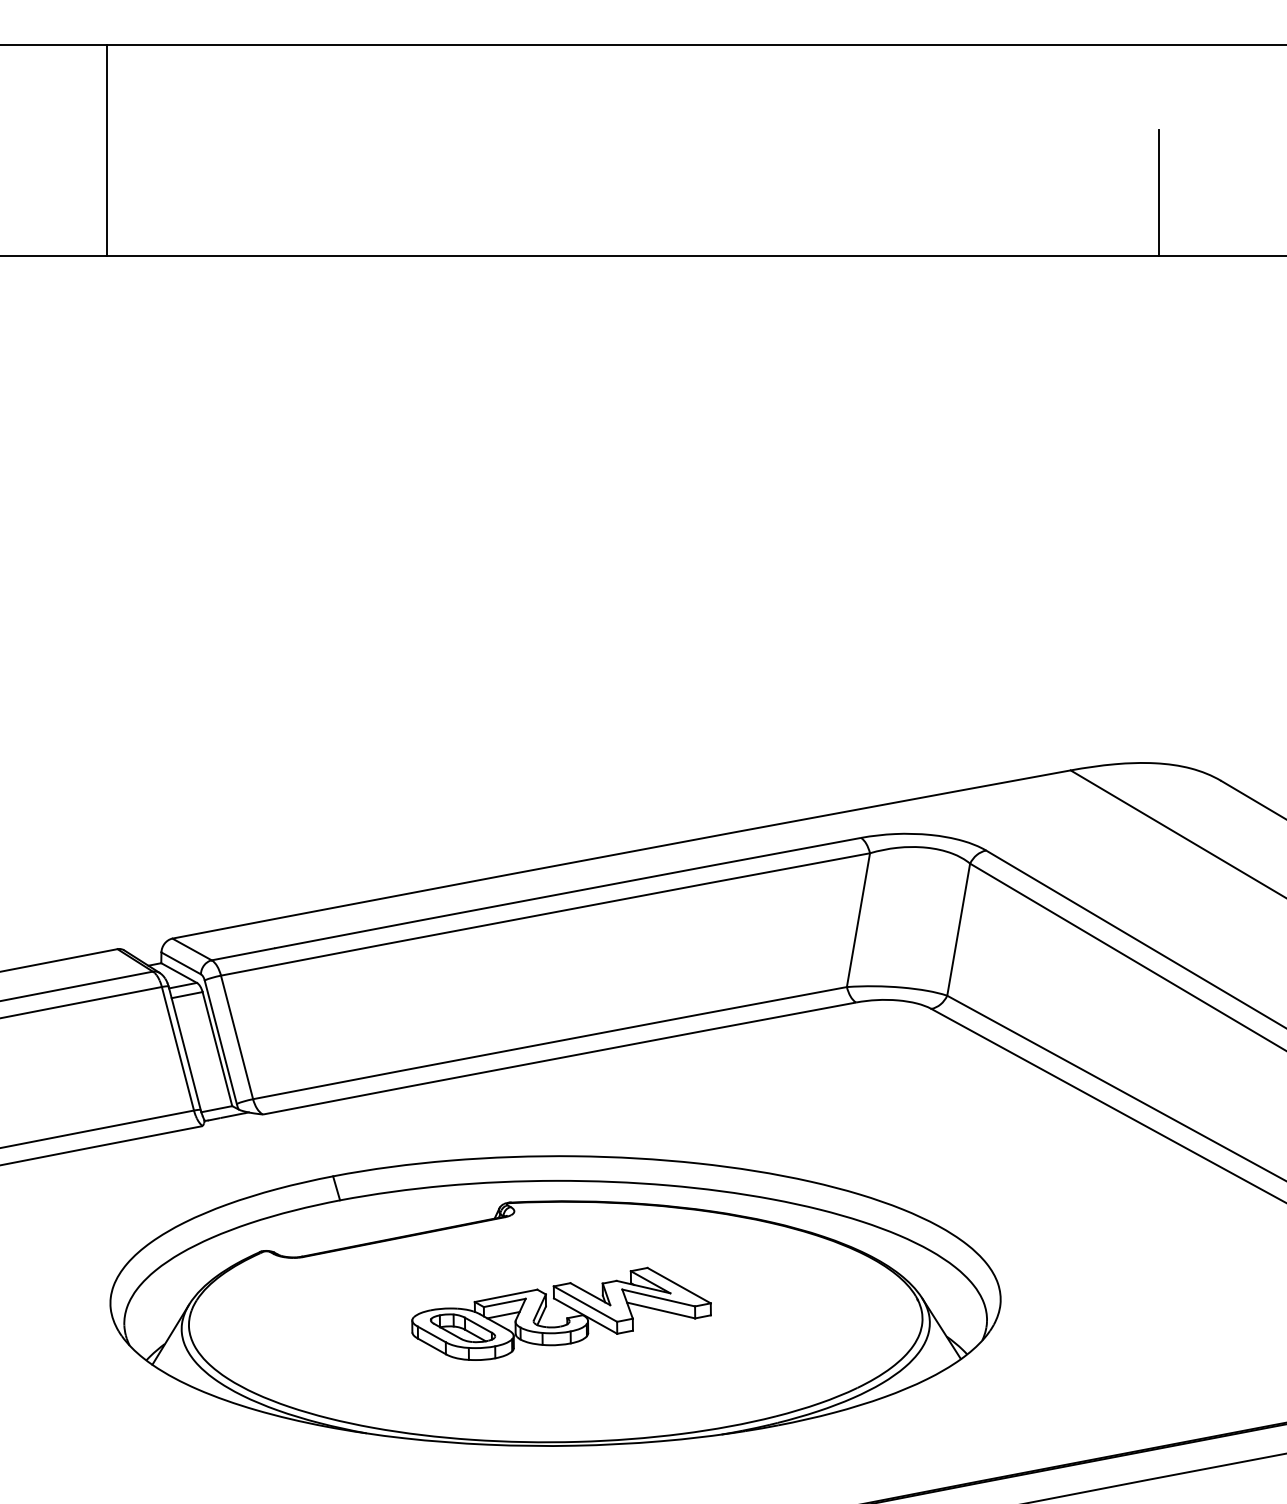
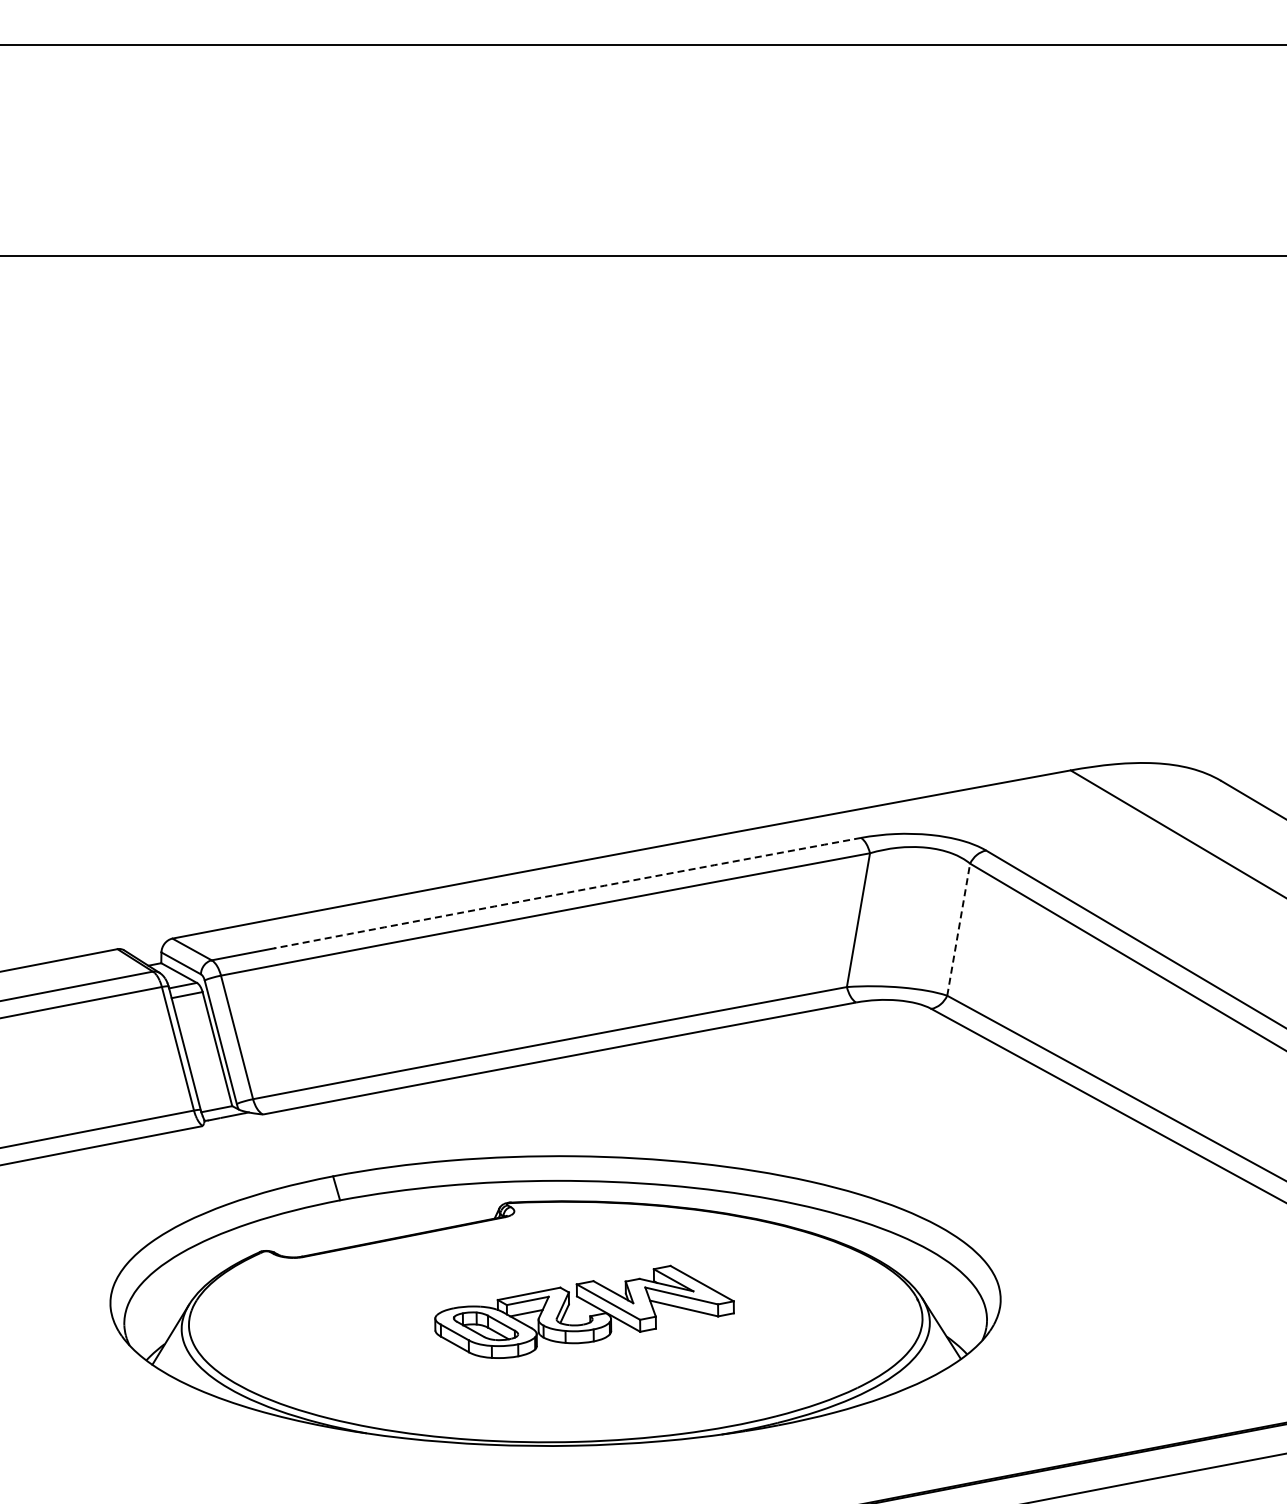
line: present -> none (106, 150)
line: present -> none (1158, 192)
arc: solid -> dashed (567, 892)
line: solid -> dashed (958, 929)
part position: (566, 1317) -> (589, 1315) (589, 1315)
